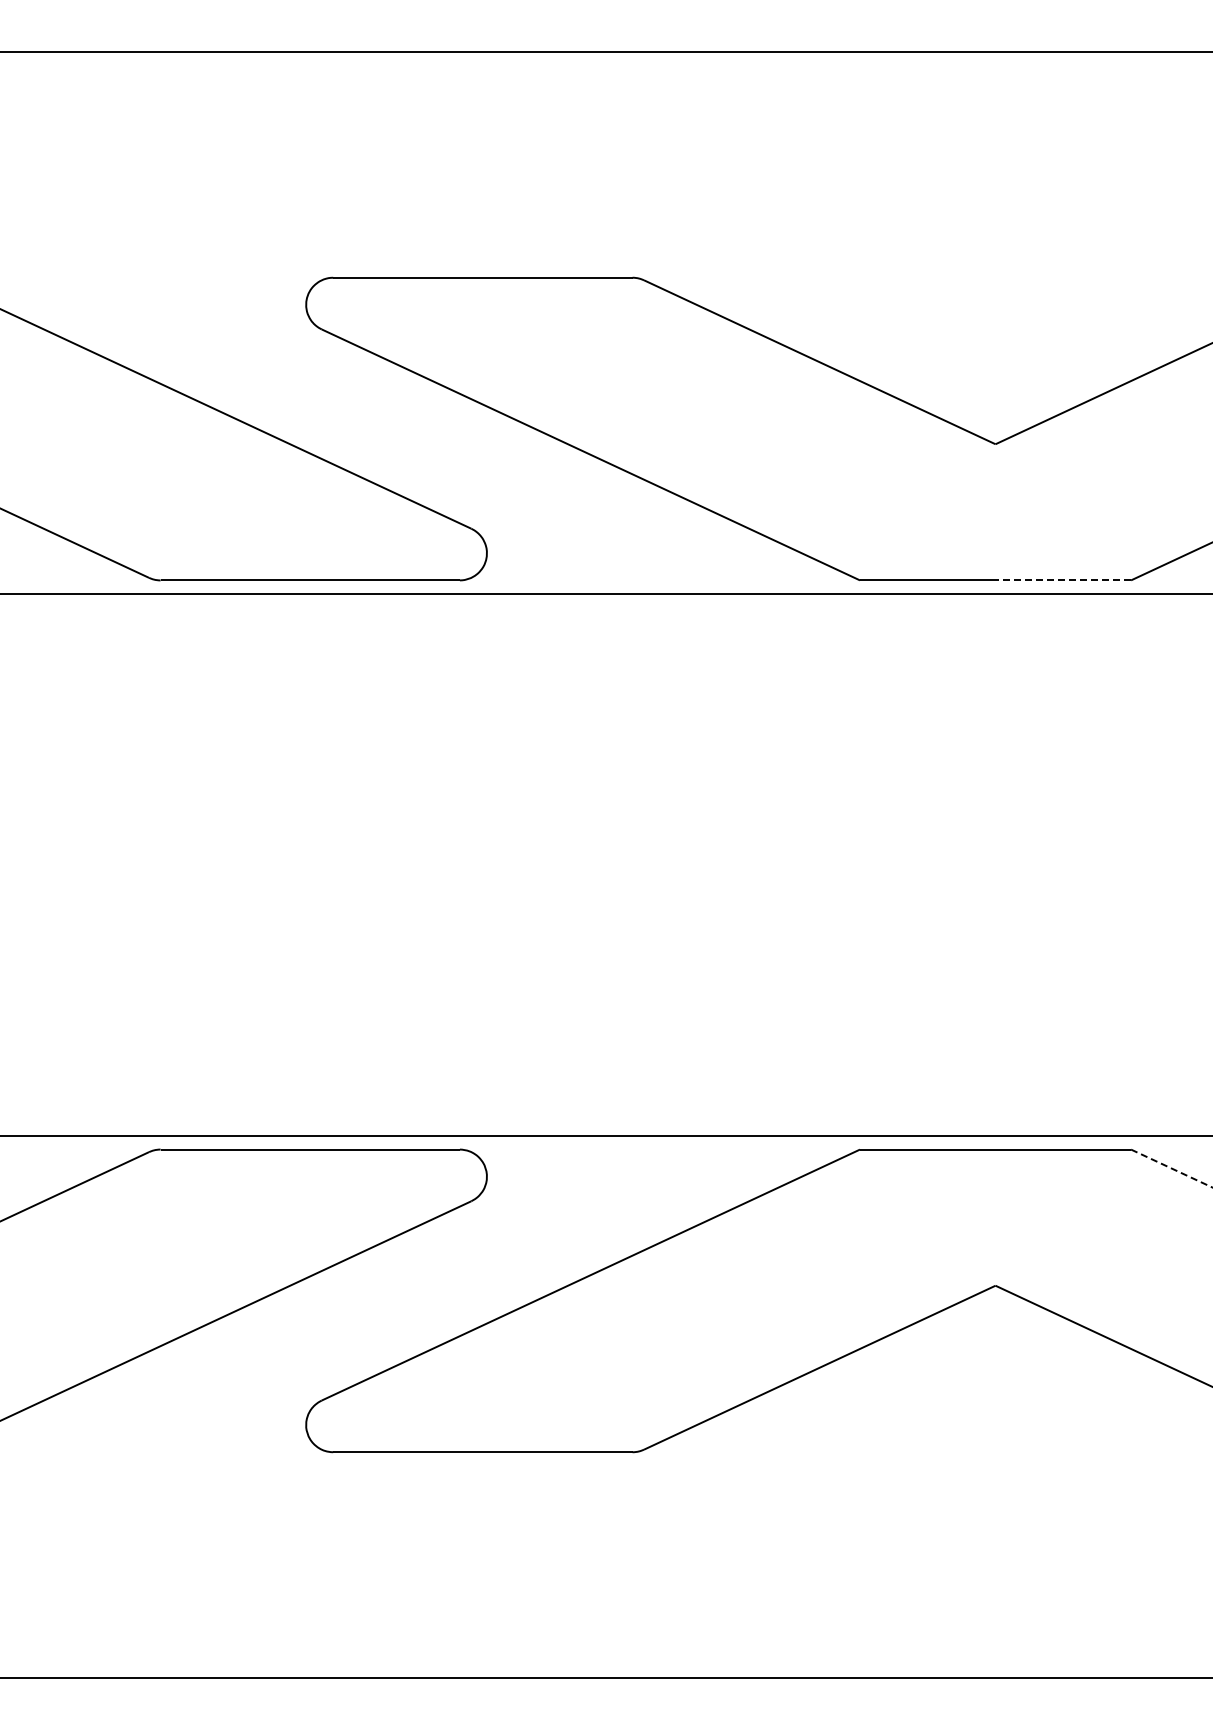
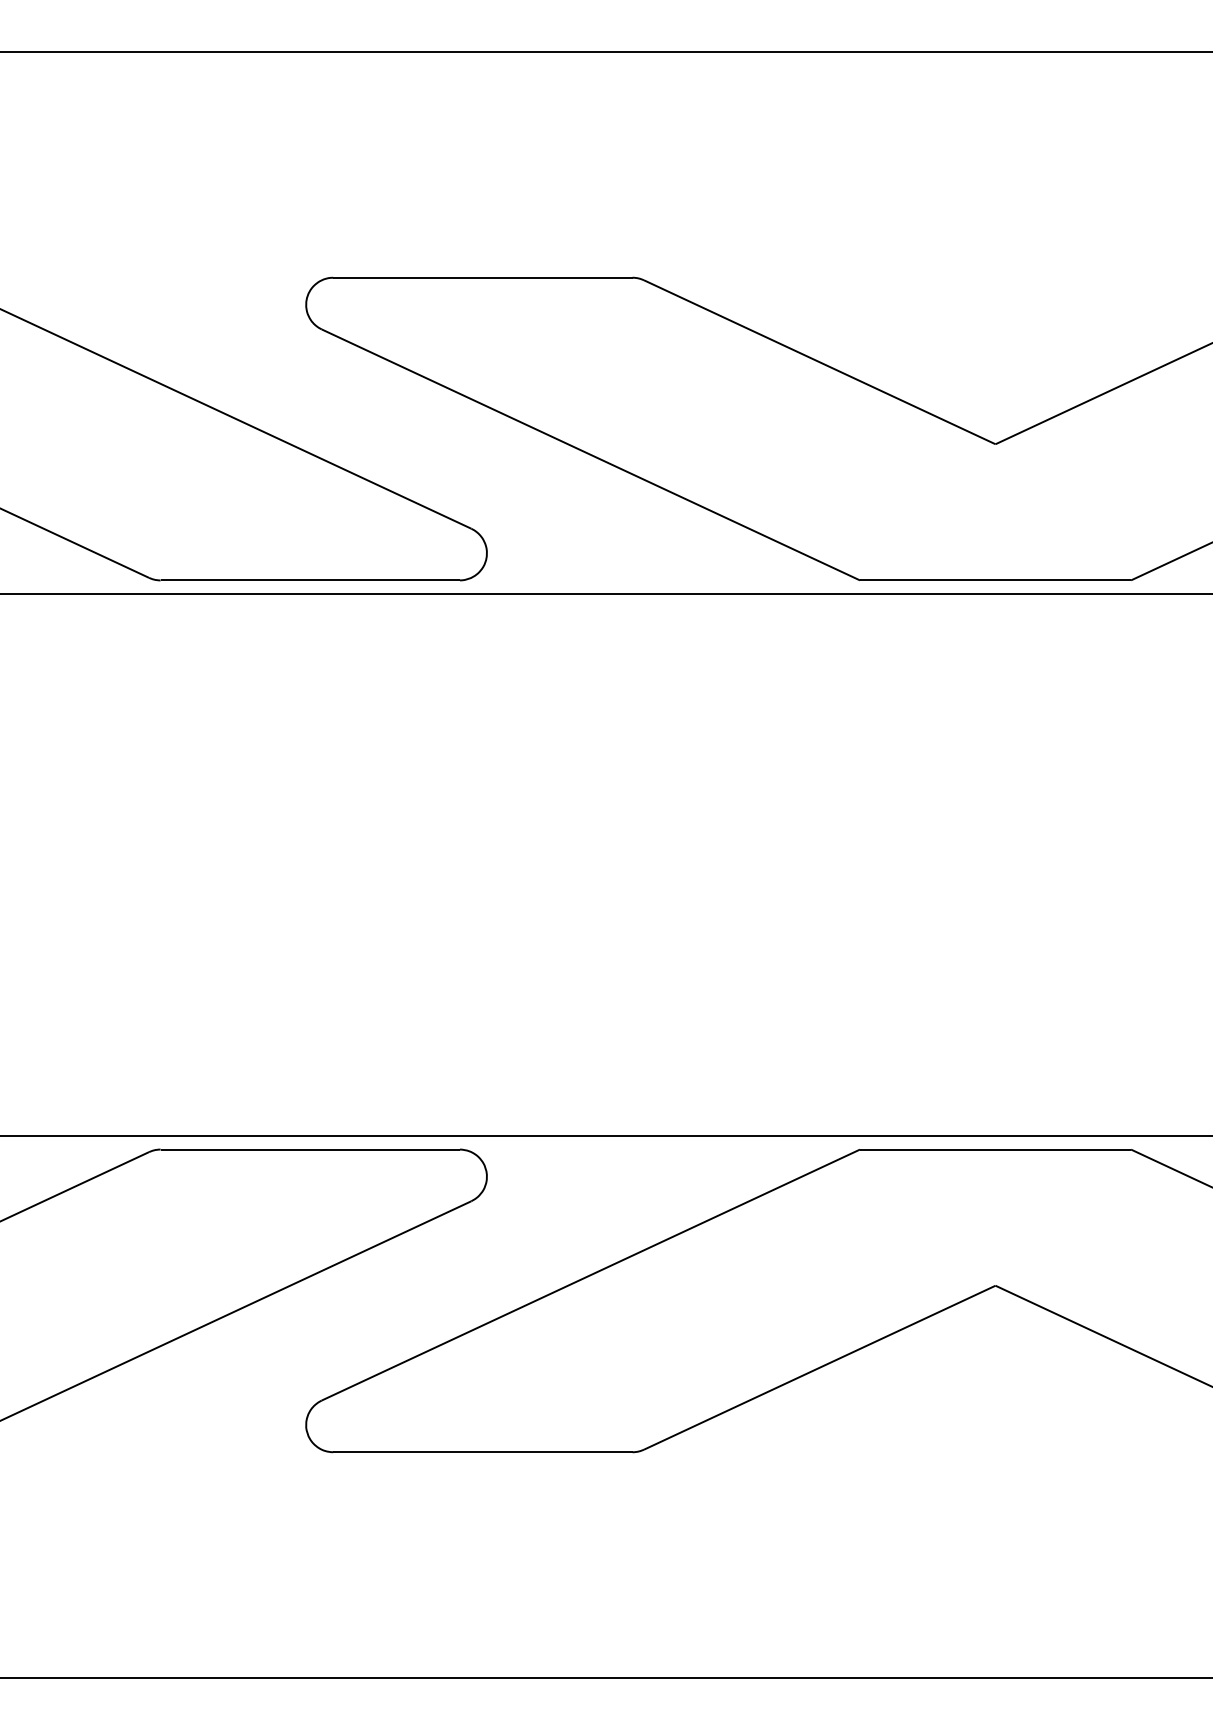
line: dashed -> solid (1063, 580)
line: dashed -> solid (1171, 1168)
